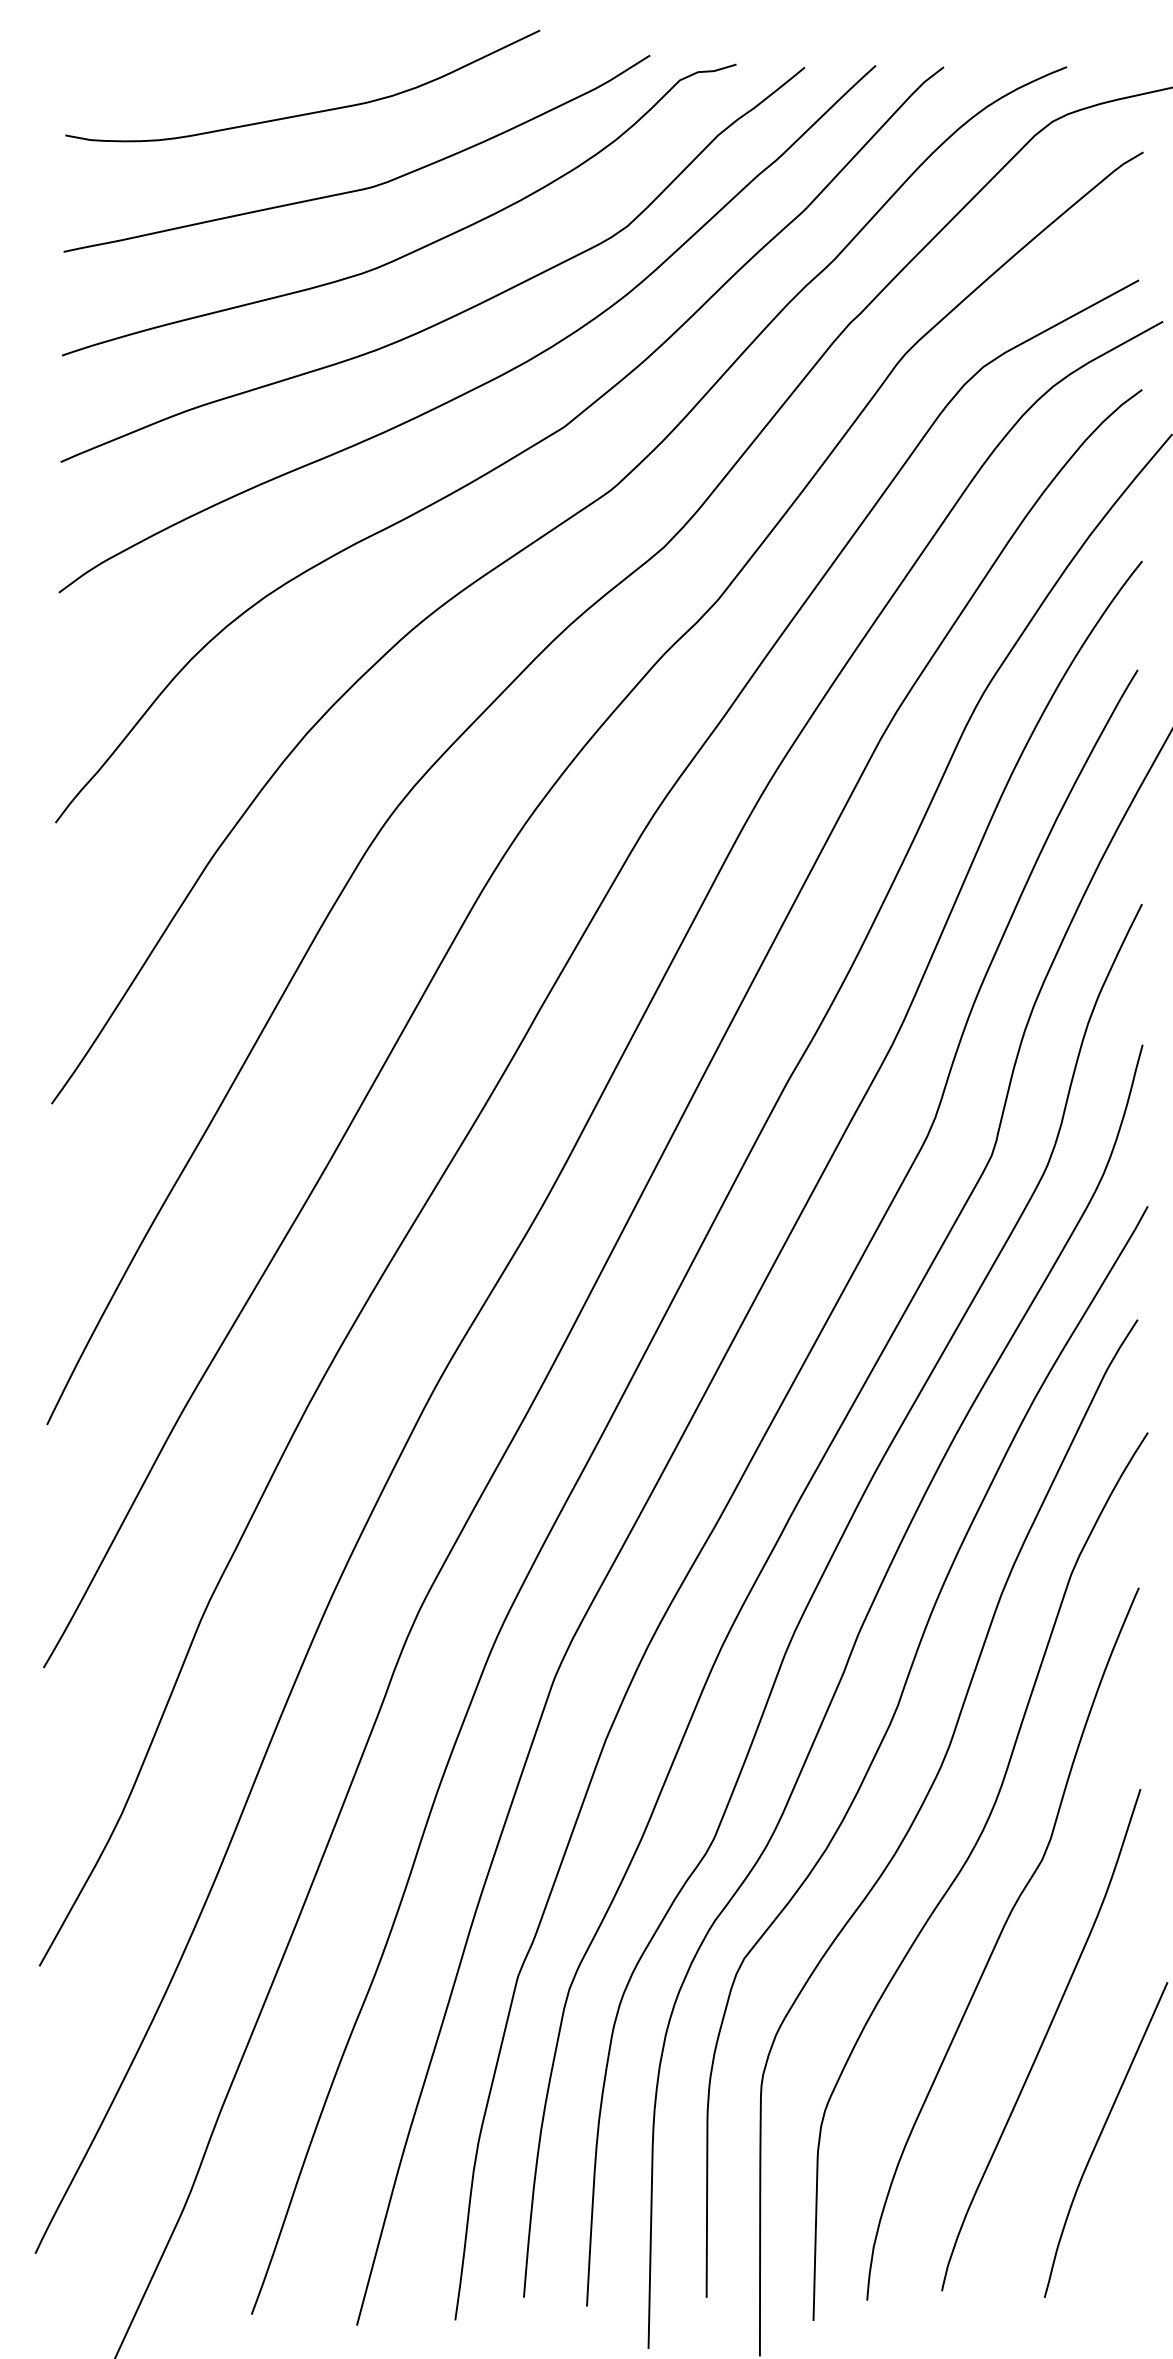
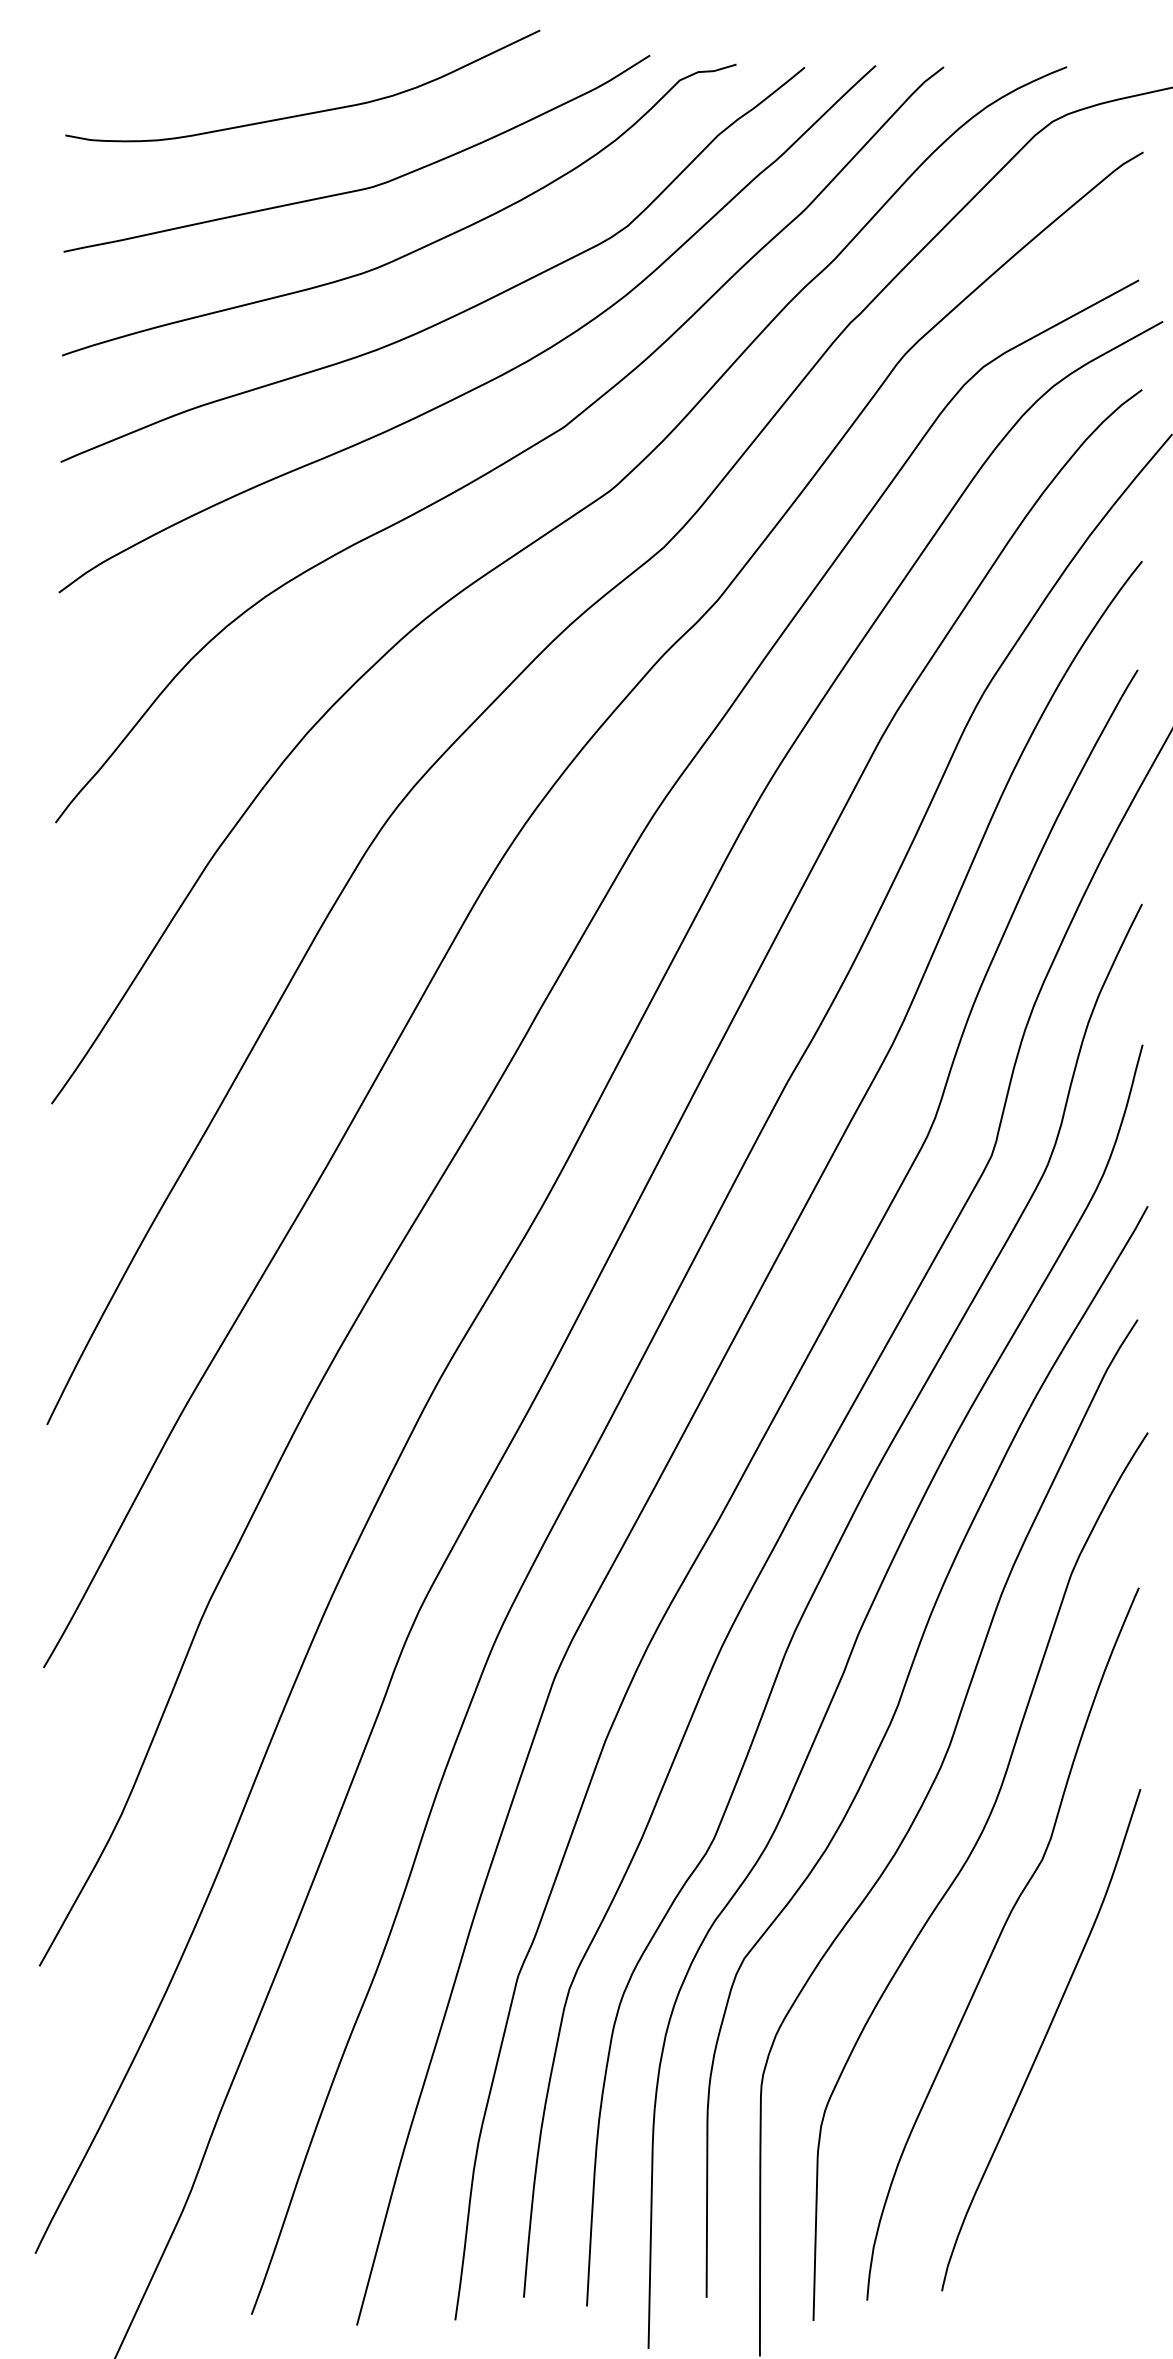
curve: present -> none (1100, 2137)
